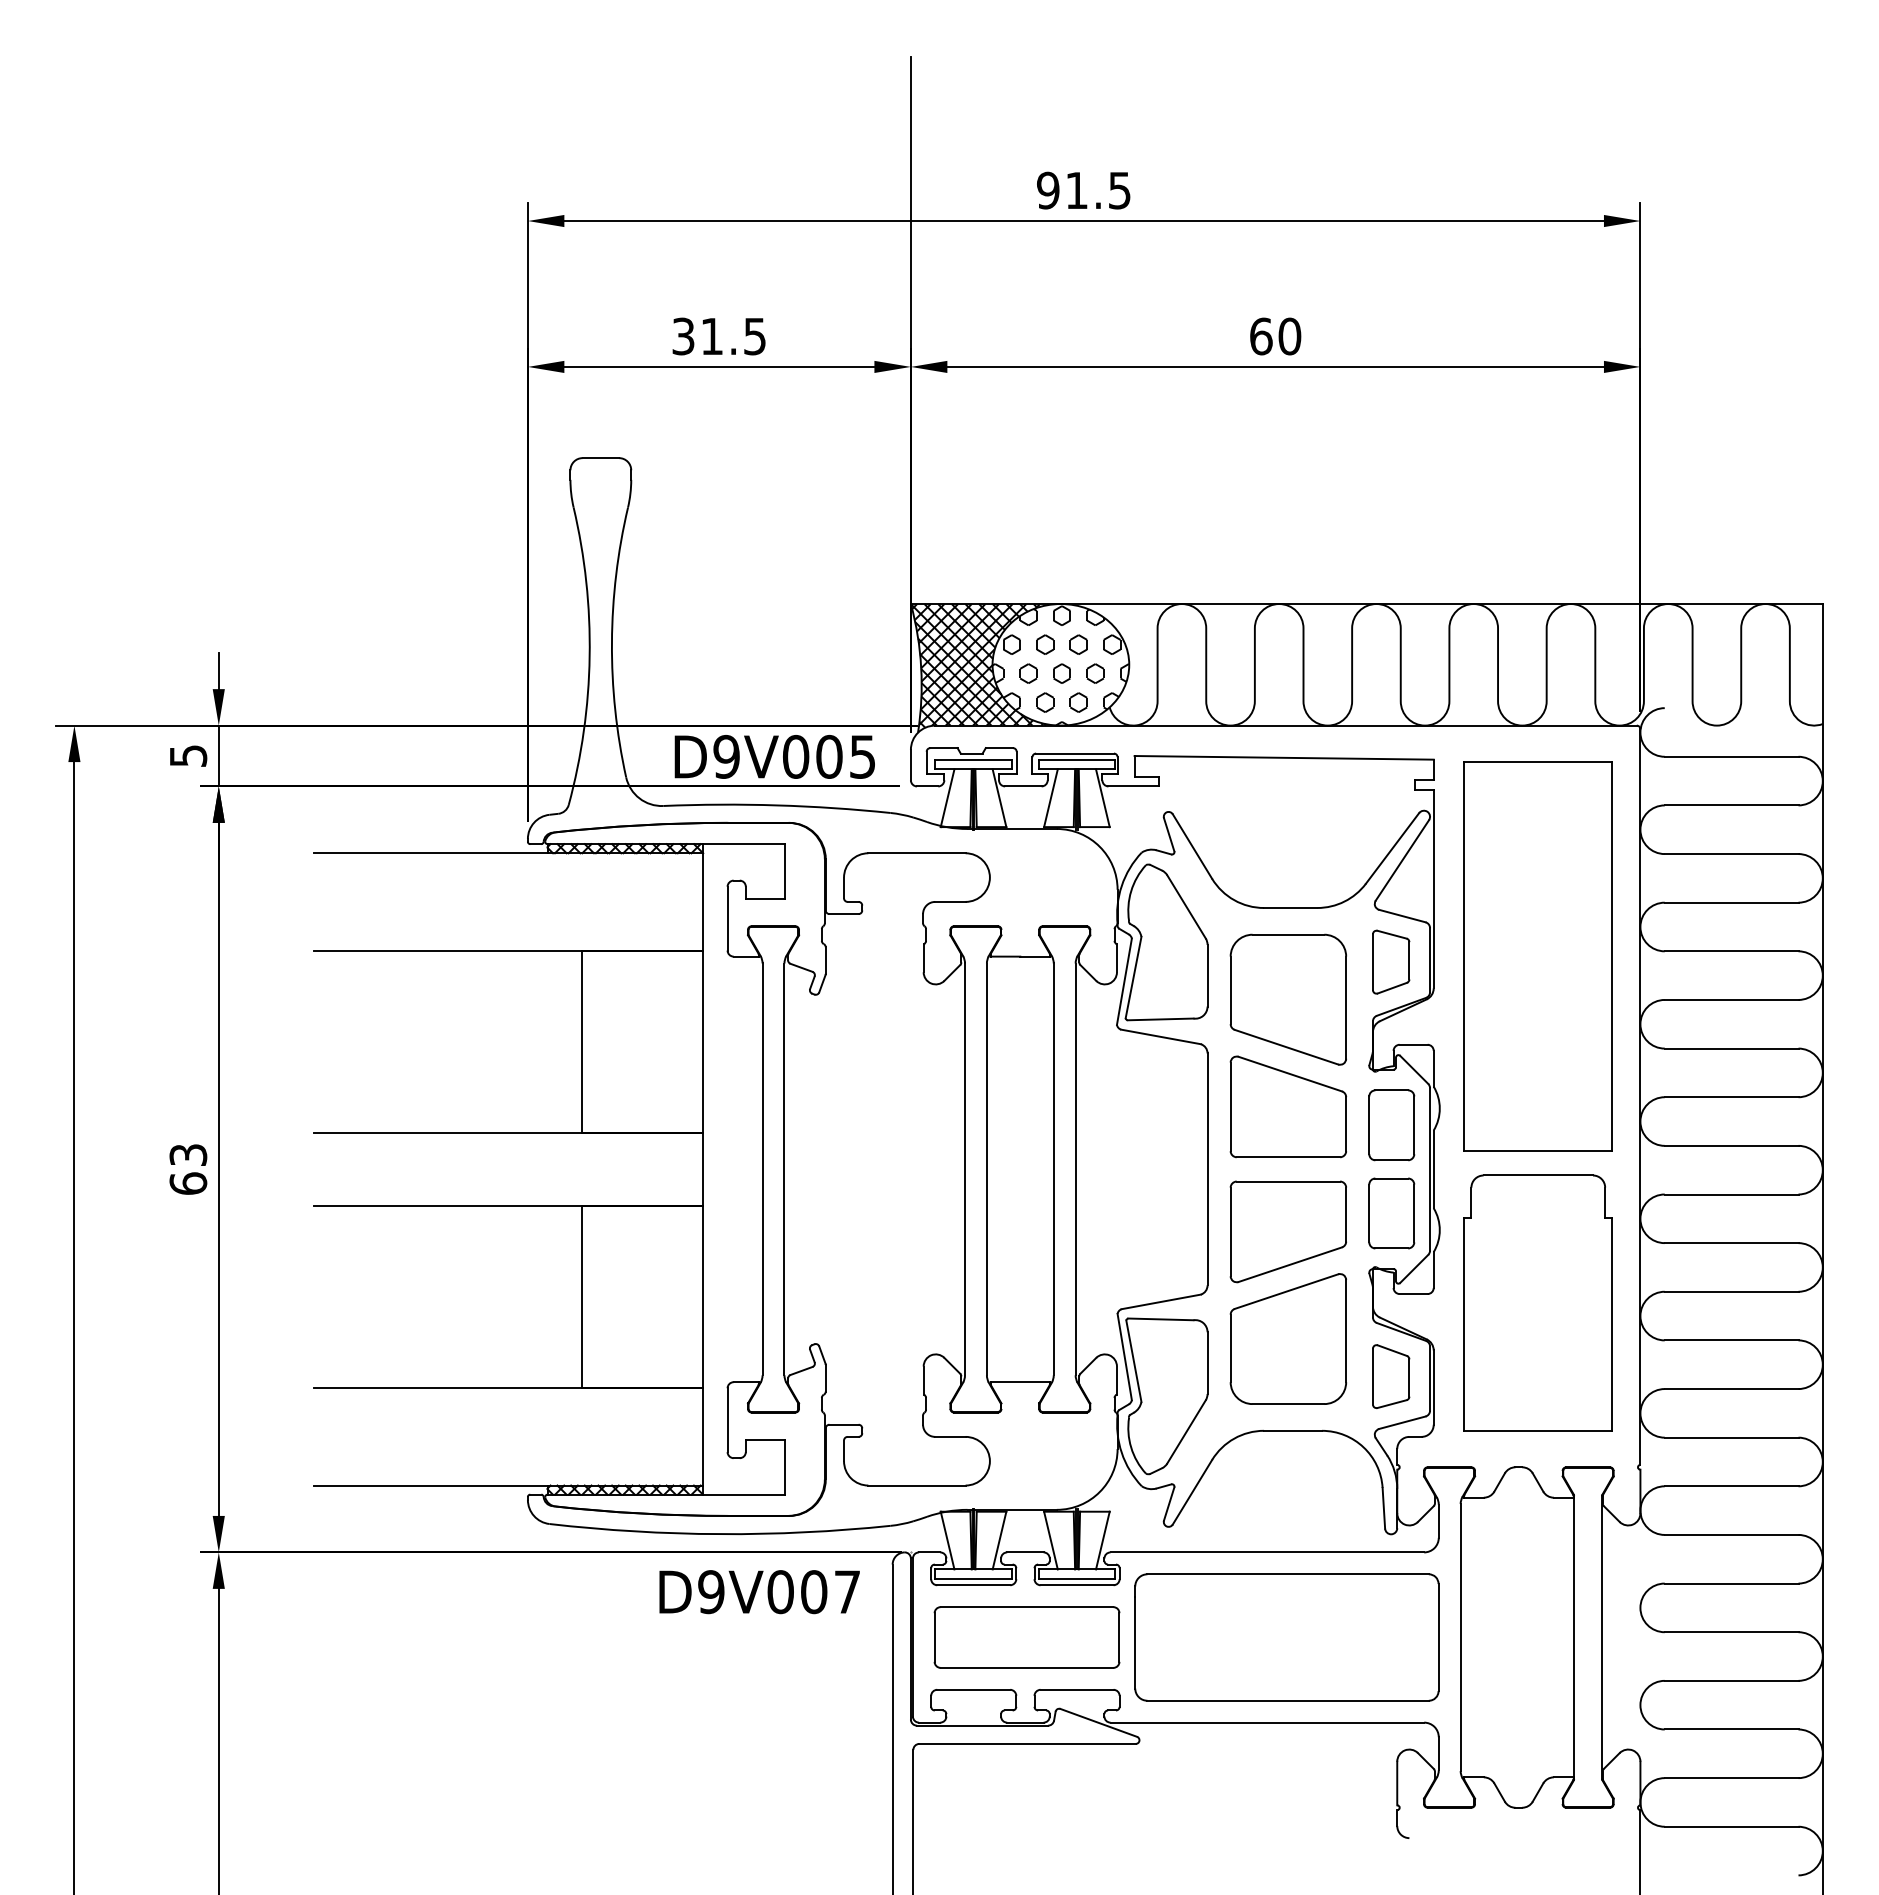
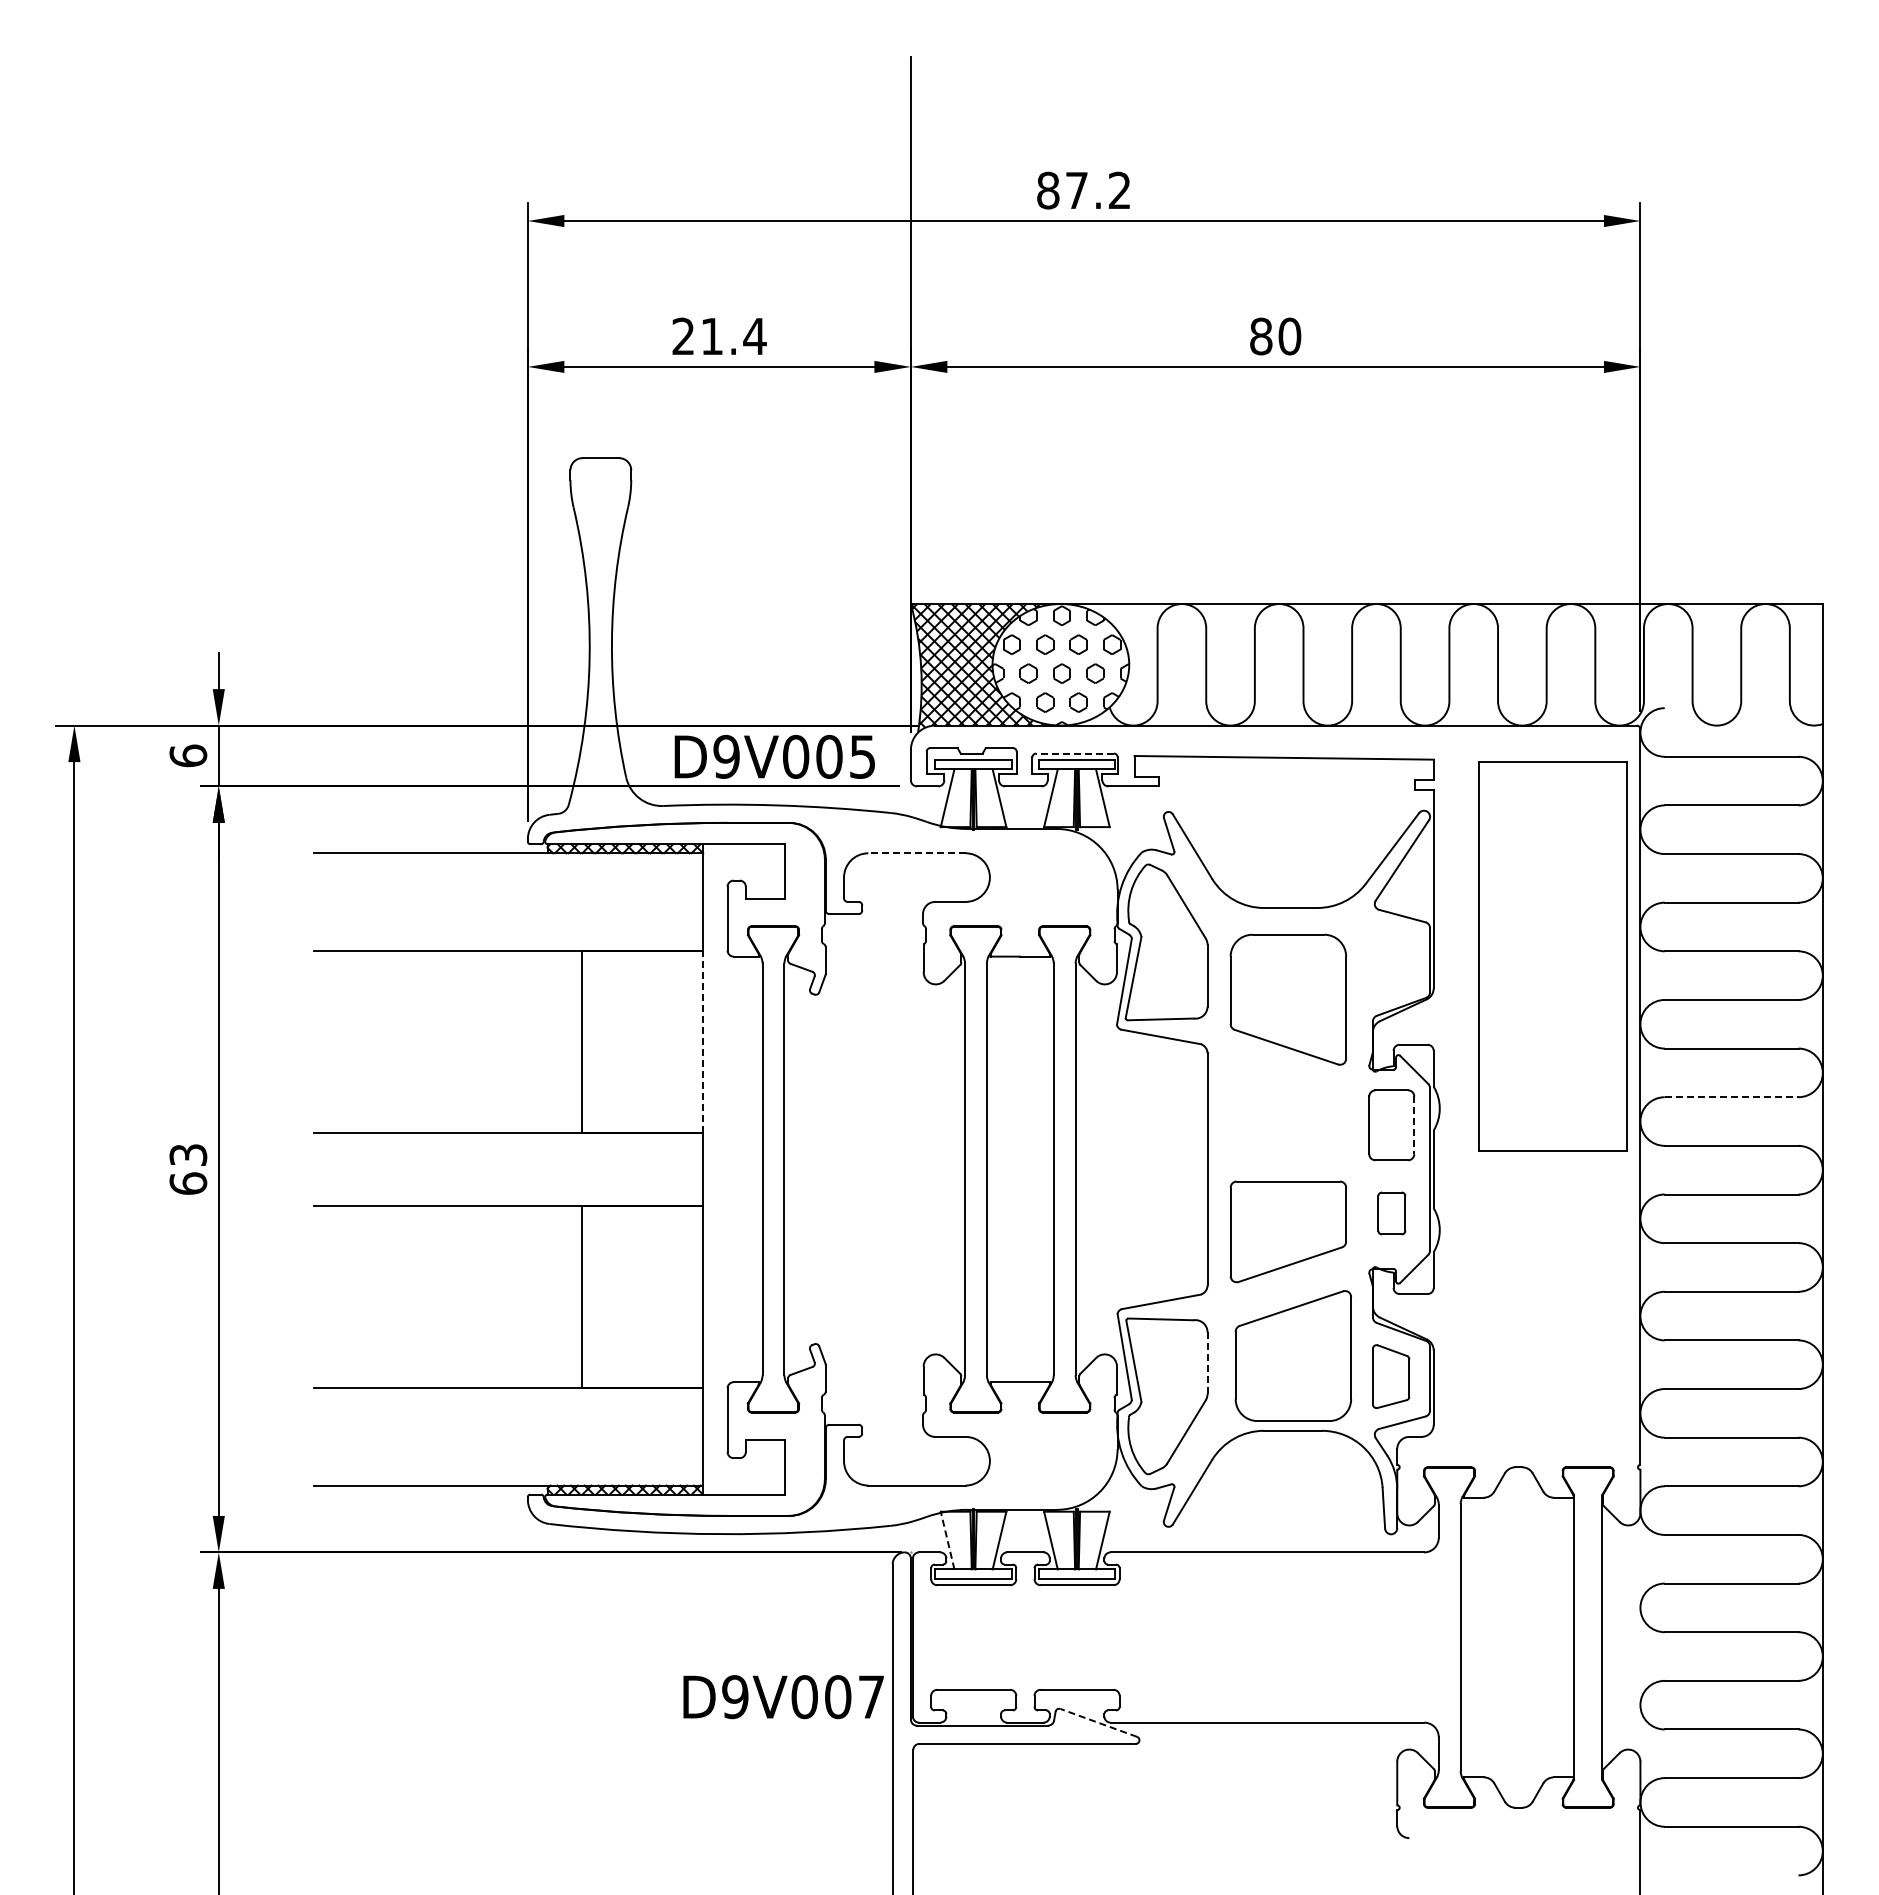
text: 91.5 -> 87.2 (1083, 190)
text: 31.5 -> 21.4 (719, 336)
text: 60 -> 80 (1261, 336)
line: solid -> dashed (1075, 753)
text: 5 -> 6 (188, 755)
line: solid -> dashed (916, 853)
part position: (1537, 956) -> (1552, 956) (1552, 956)
part: present -> none (1391, 961)
line: solid -> dashed (703, 1041)
line: solid -> dashed (1731, 1097)
part: present -> none (1287, 1106)
line: solid -> dashed (1414, 1125)
part size: 48x73 px -> 30x45 px (1391, 1213)
part: present -> none (1537, 1302)
part position: (1287, 1338) -> (1292, 1355) (1292, 1355)
line: solid -> dashed (1207, 1363)
line: solid -> dashed (947, 1540)
text position: (759, 1592) -> (783, 1697) (783, 1697)
part: present -> none (1026, 1637)
part: present -> none (1286, 1637)
line: solid -> dashed (1098, 1722)
